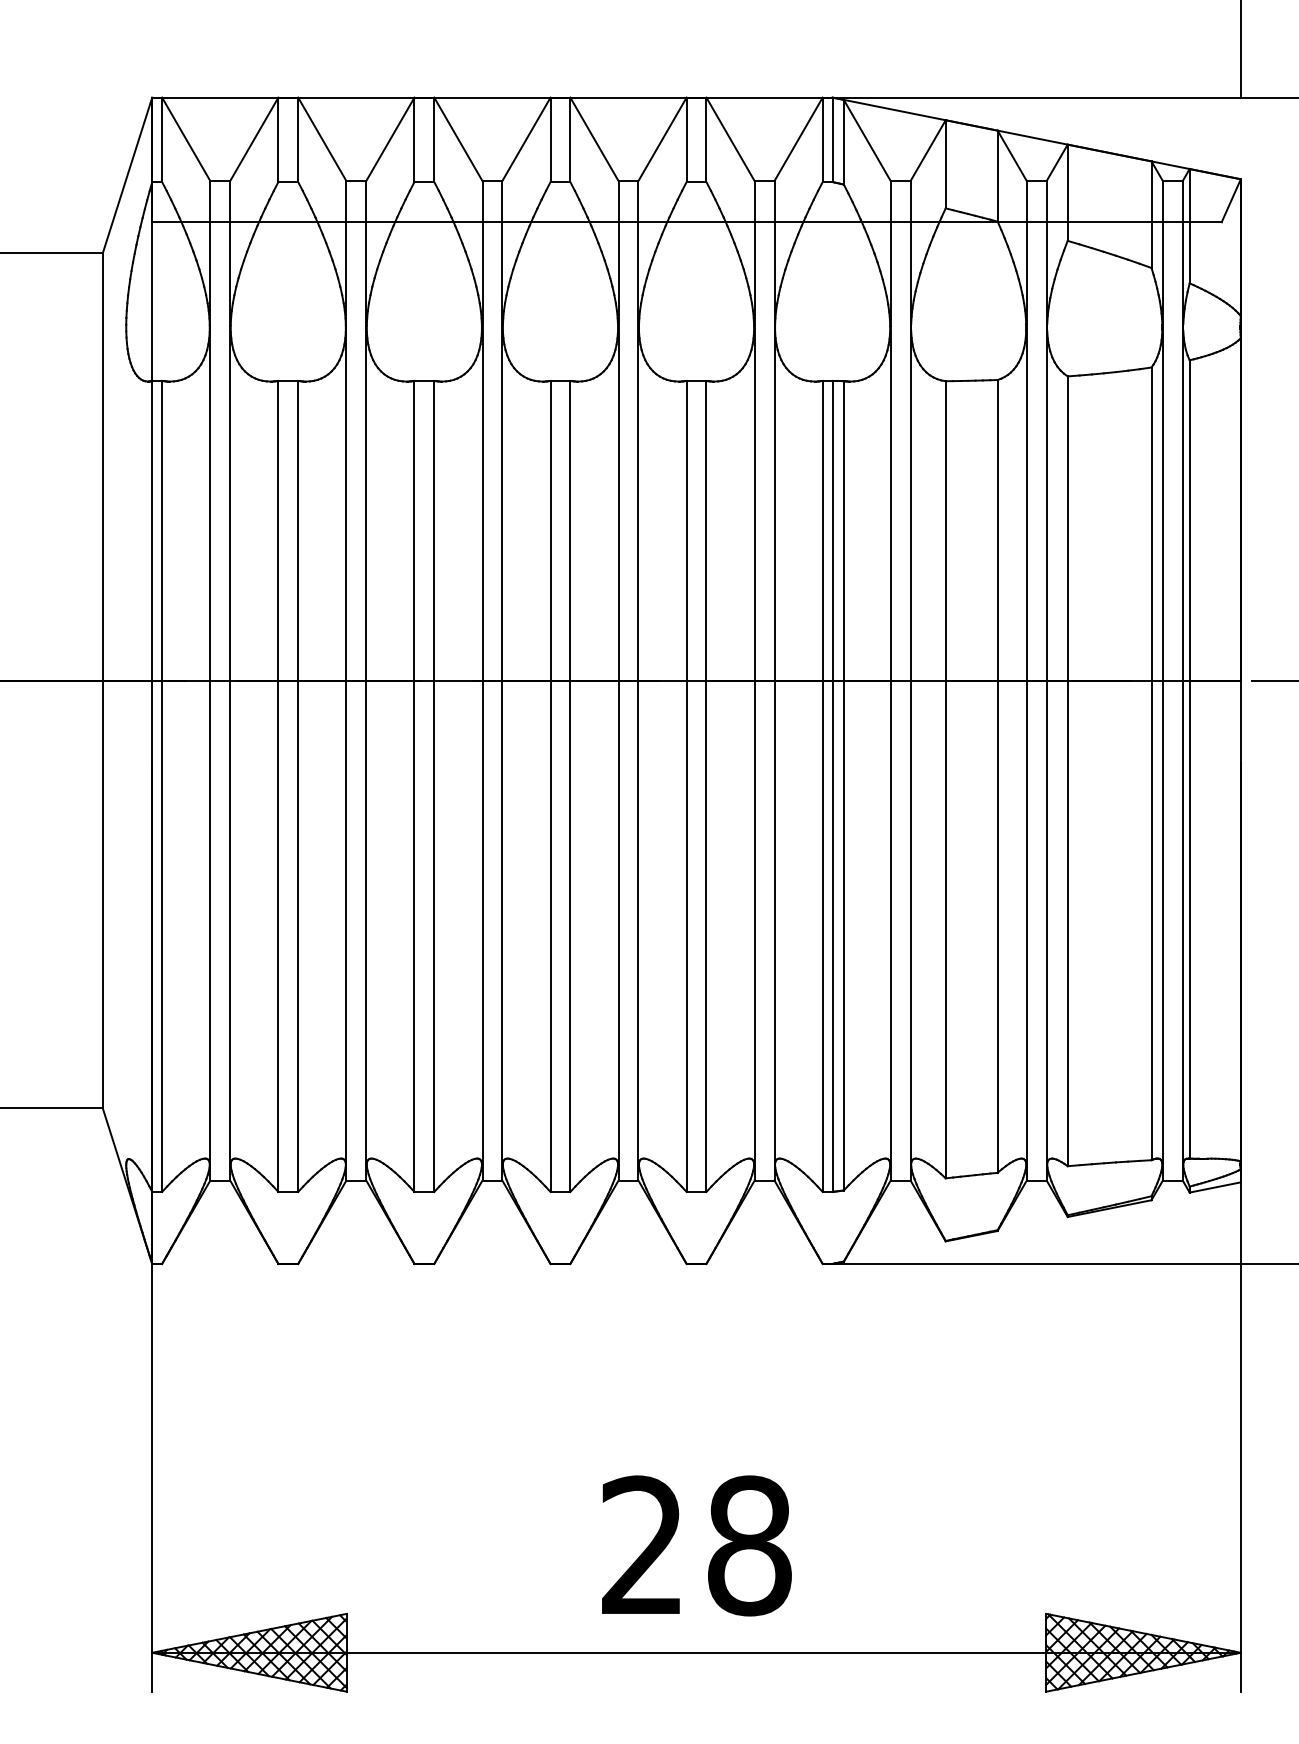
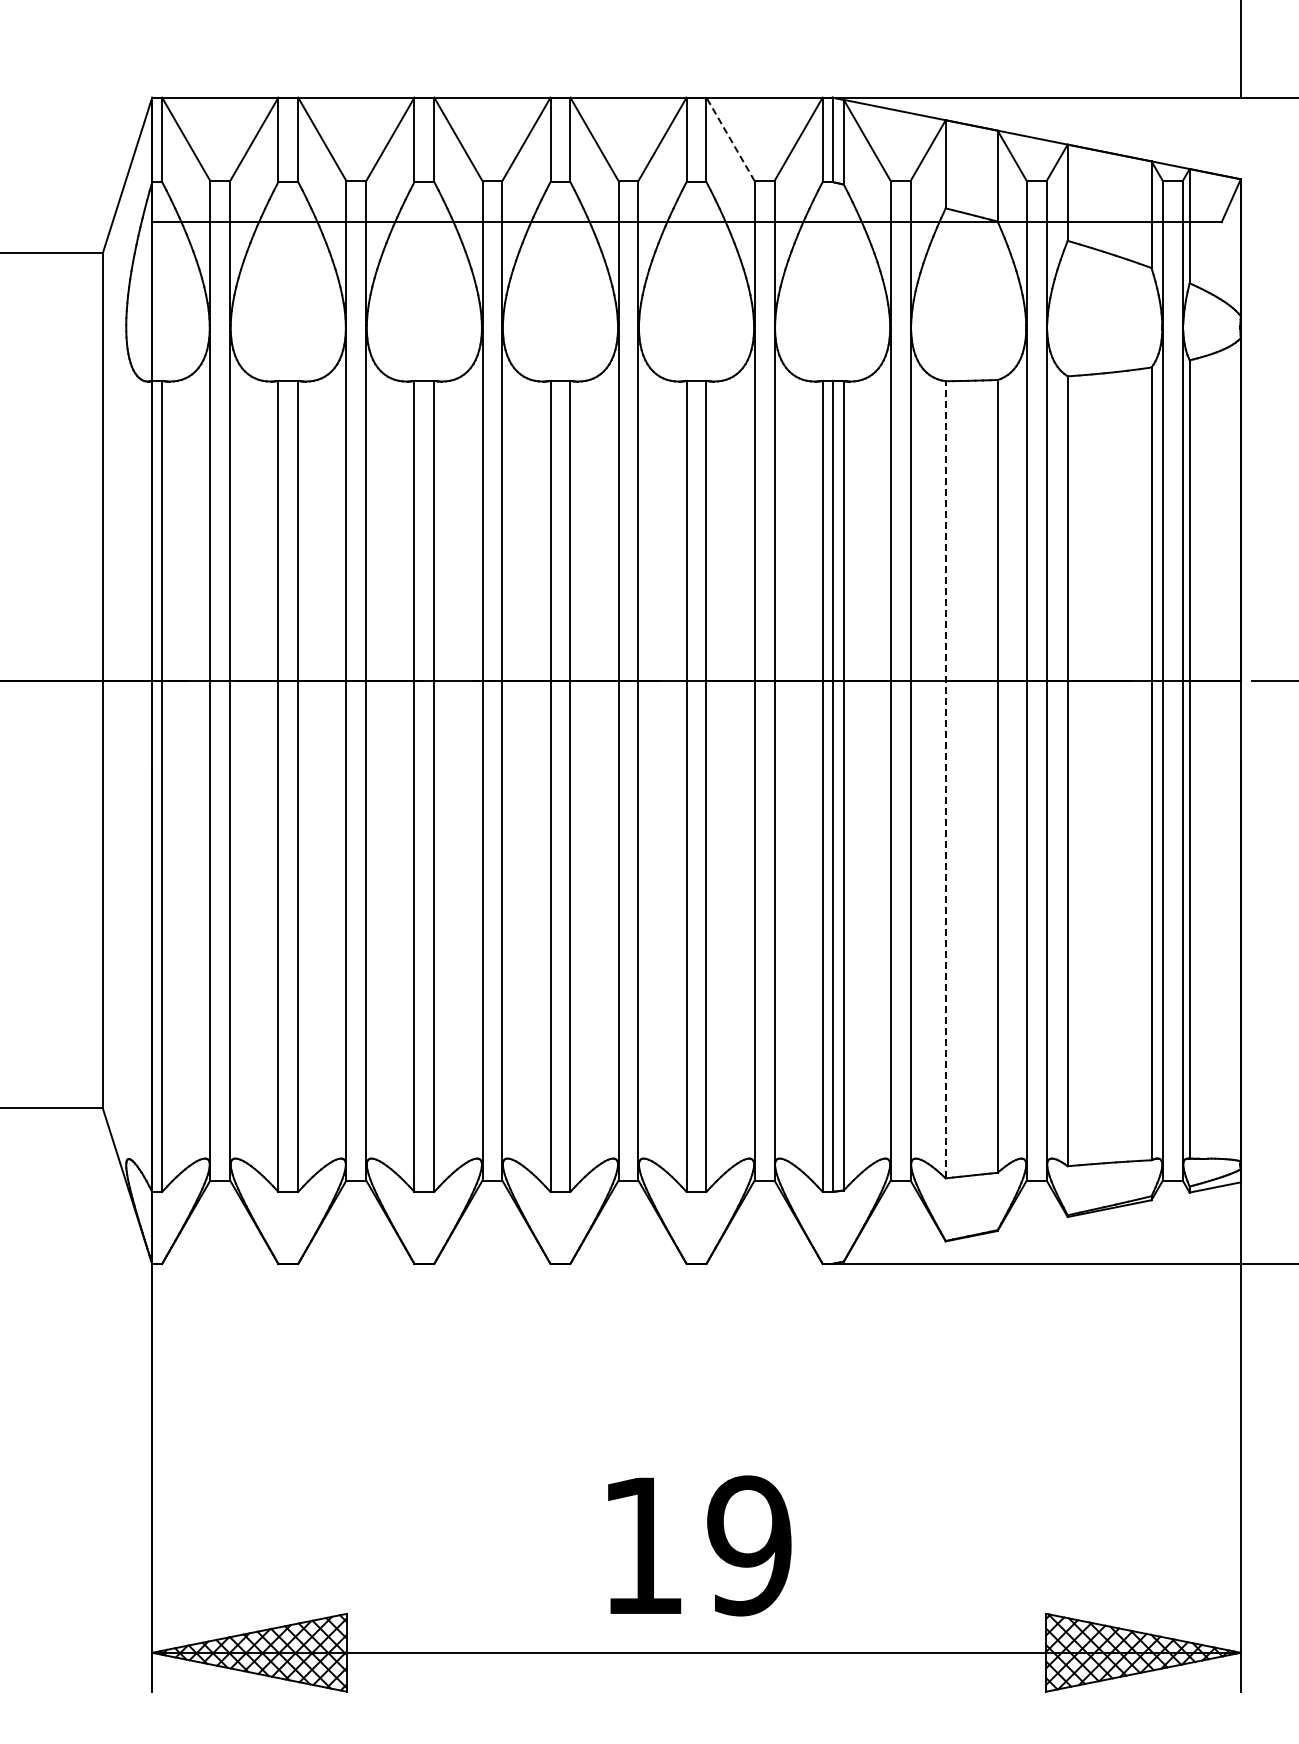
line: solid -> dashed (730, 138)
line: solid -> dashed (945, 779)
text: 28 -> 19 (696, 1545)
